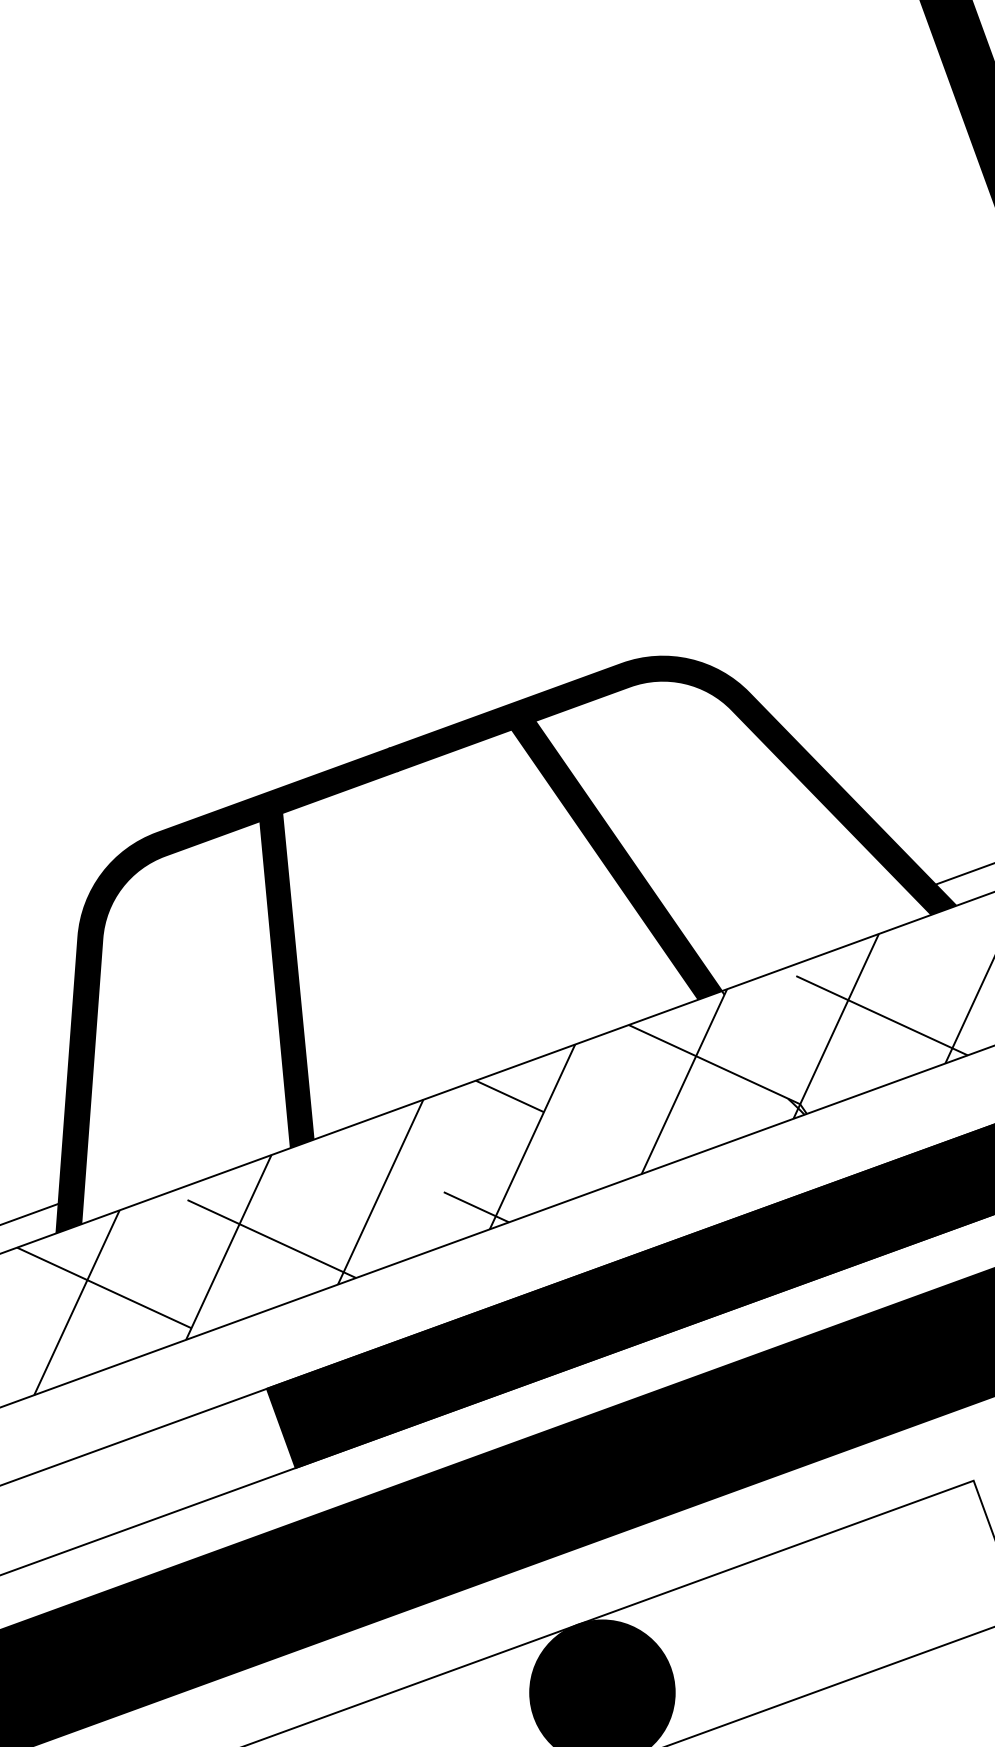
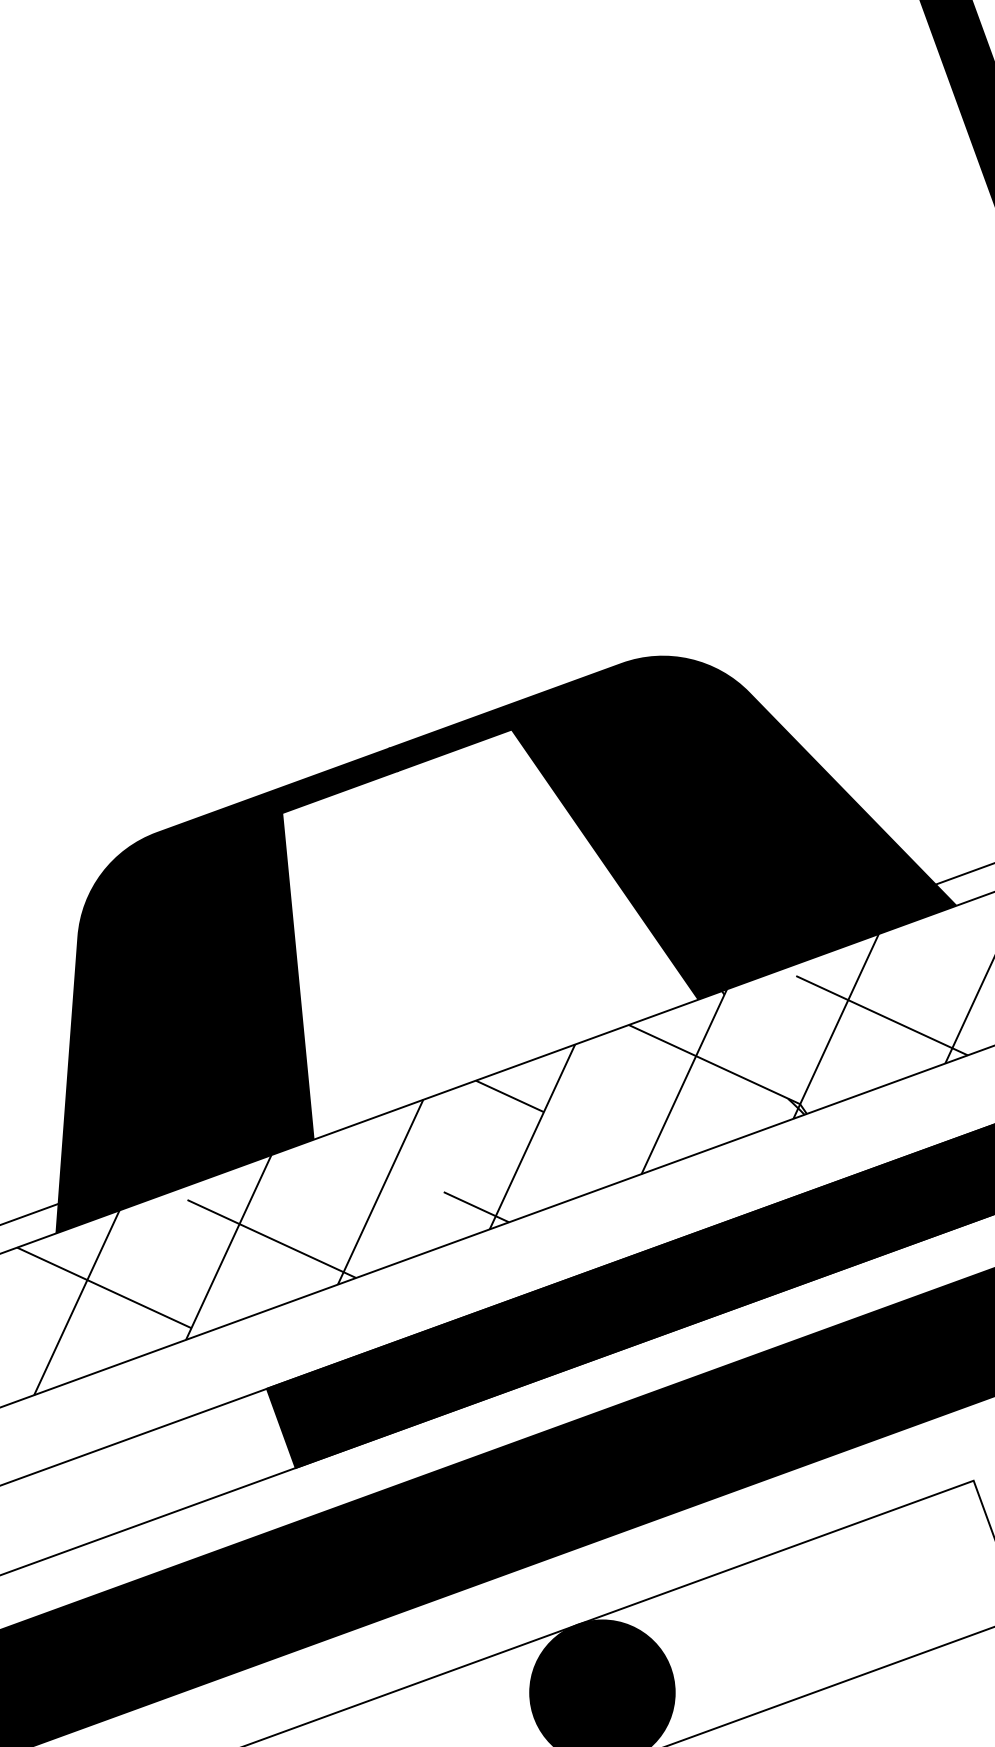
fill: none -> present (733, 835)
fill: none -> present (185, 1022)
